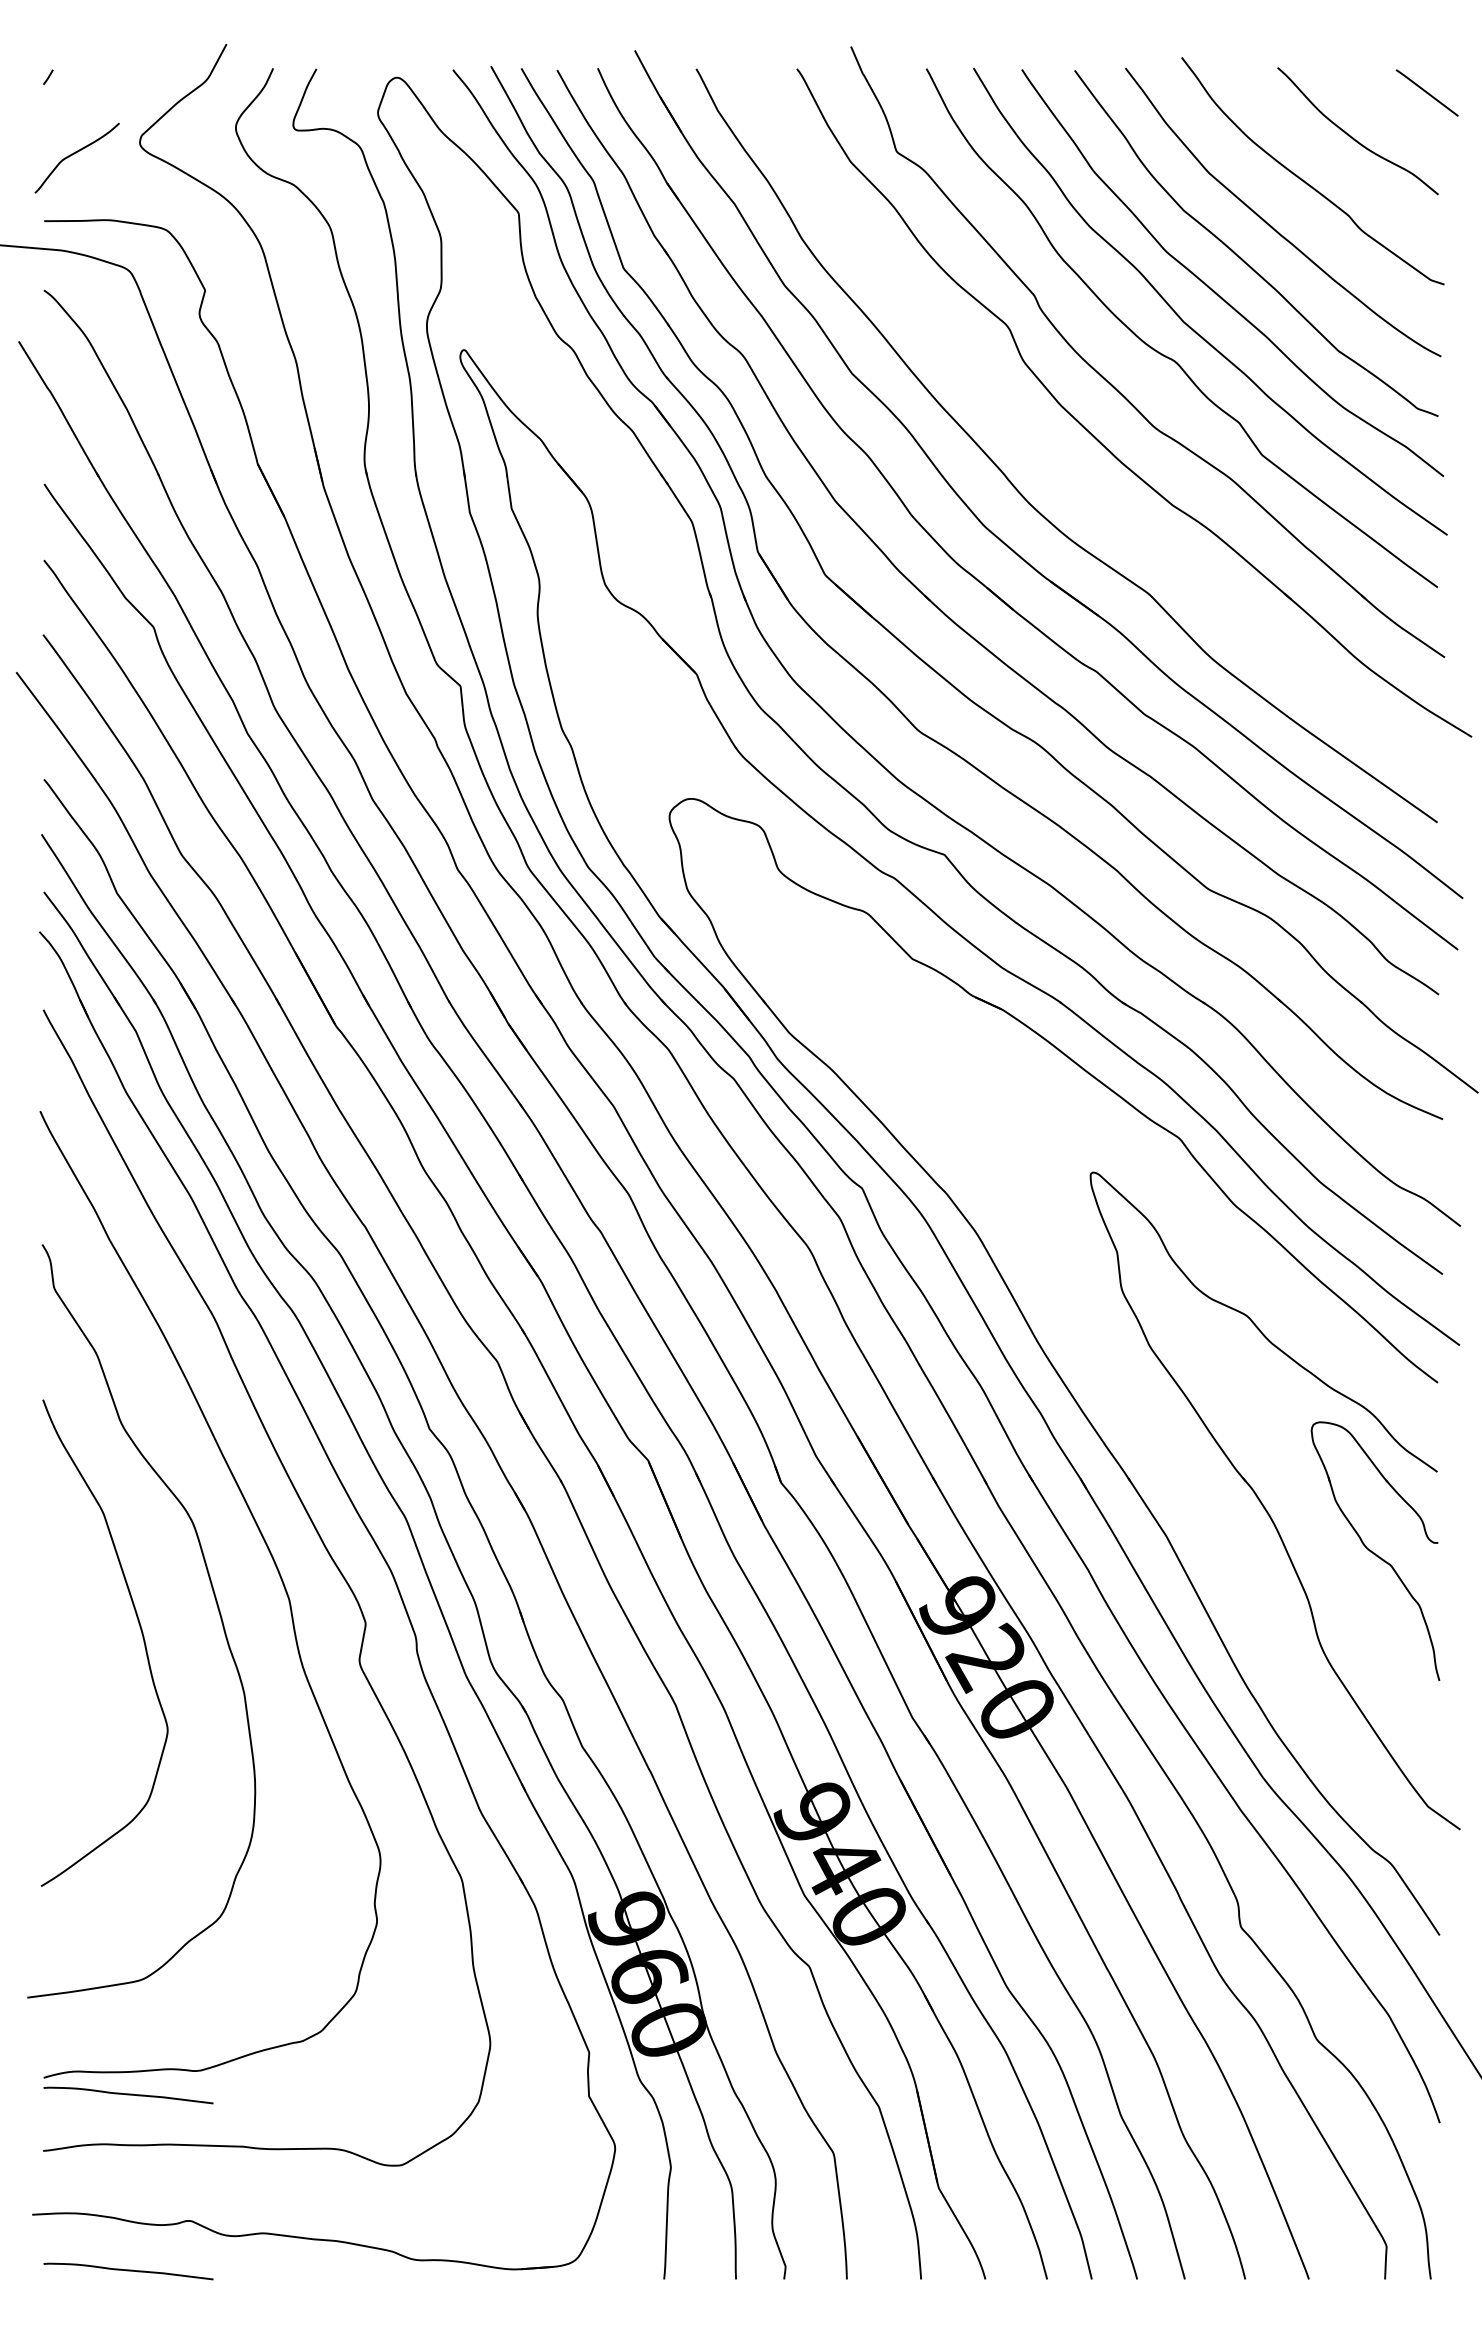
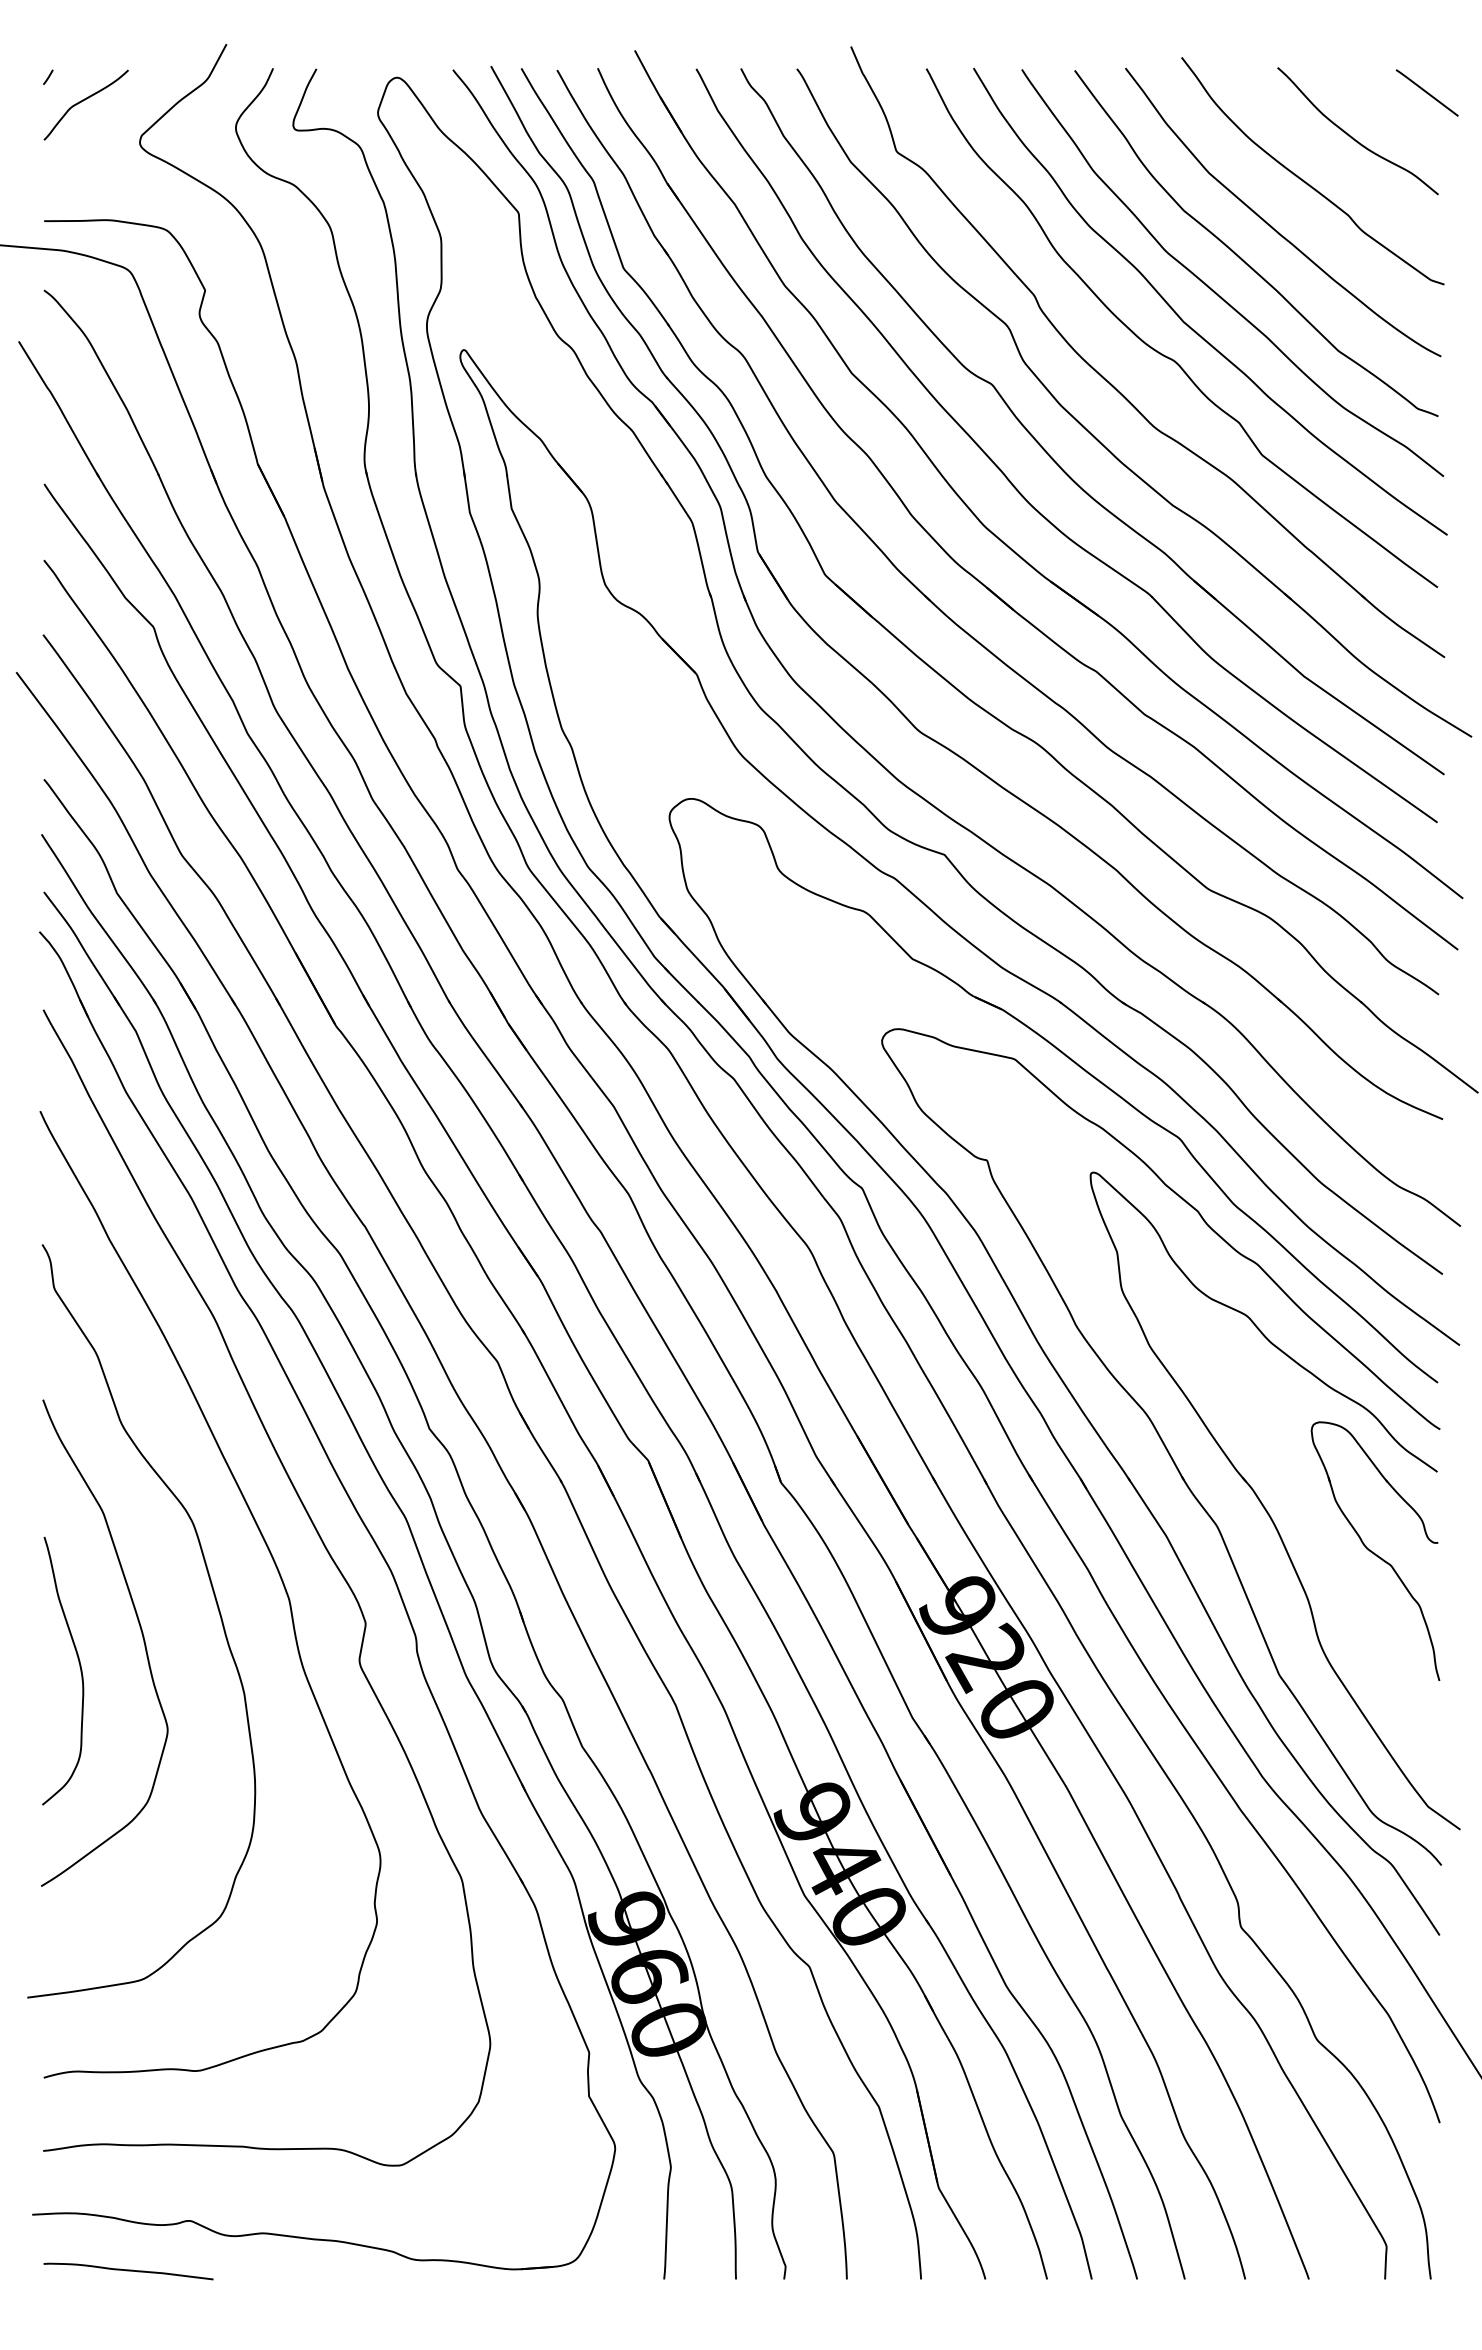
curve position: (74, 154) -> (83, 101) (83, 101)
part: none -> present (1054, 459)
part: none -> present (1161, 1446)
curve: none -> present (79, 1667)
curve: present -> none (128, 2095)
